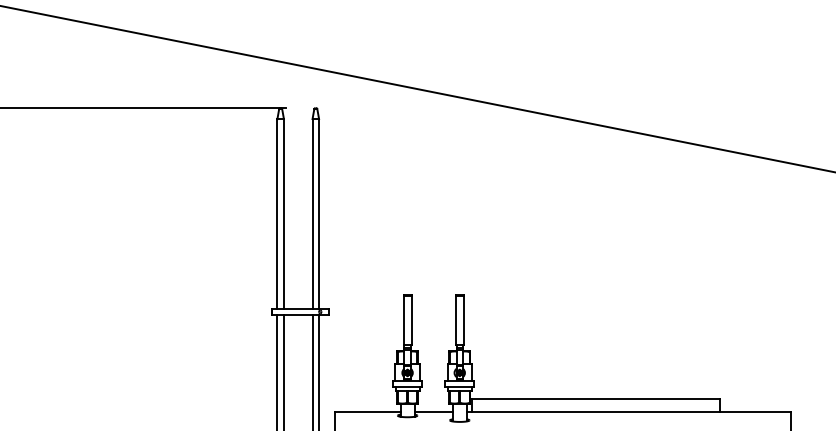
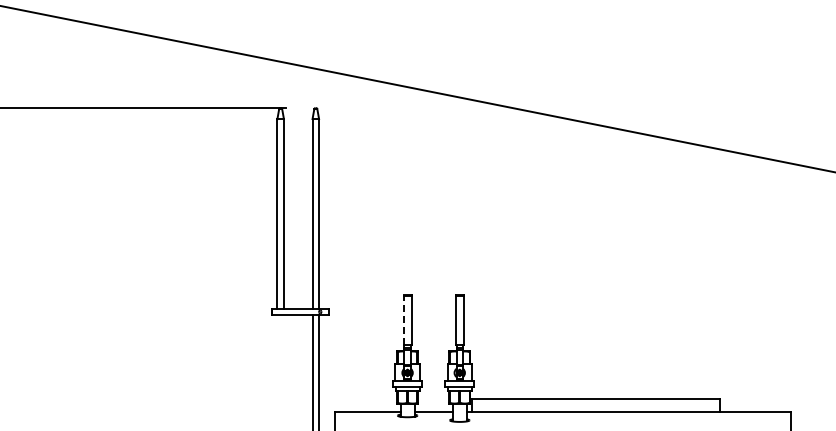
line: solid -> dashed (403, 319)
line: present -> none (277, 371)
line: present -> none (283, 371)
